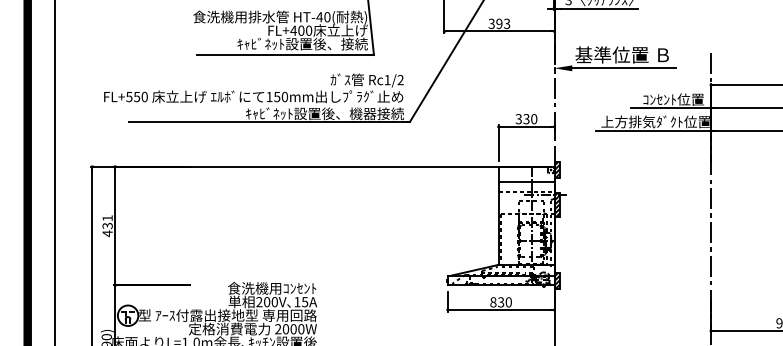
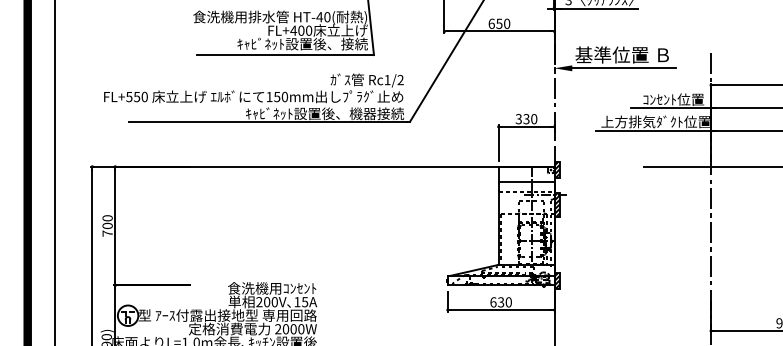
text: 393 -> 650 (499, 23)
line: none -> present (711, 166)
text: 431 -> 700 (107, 226)
text: 830 -> 630 (493, 302)
